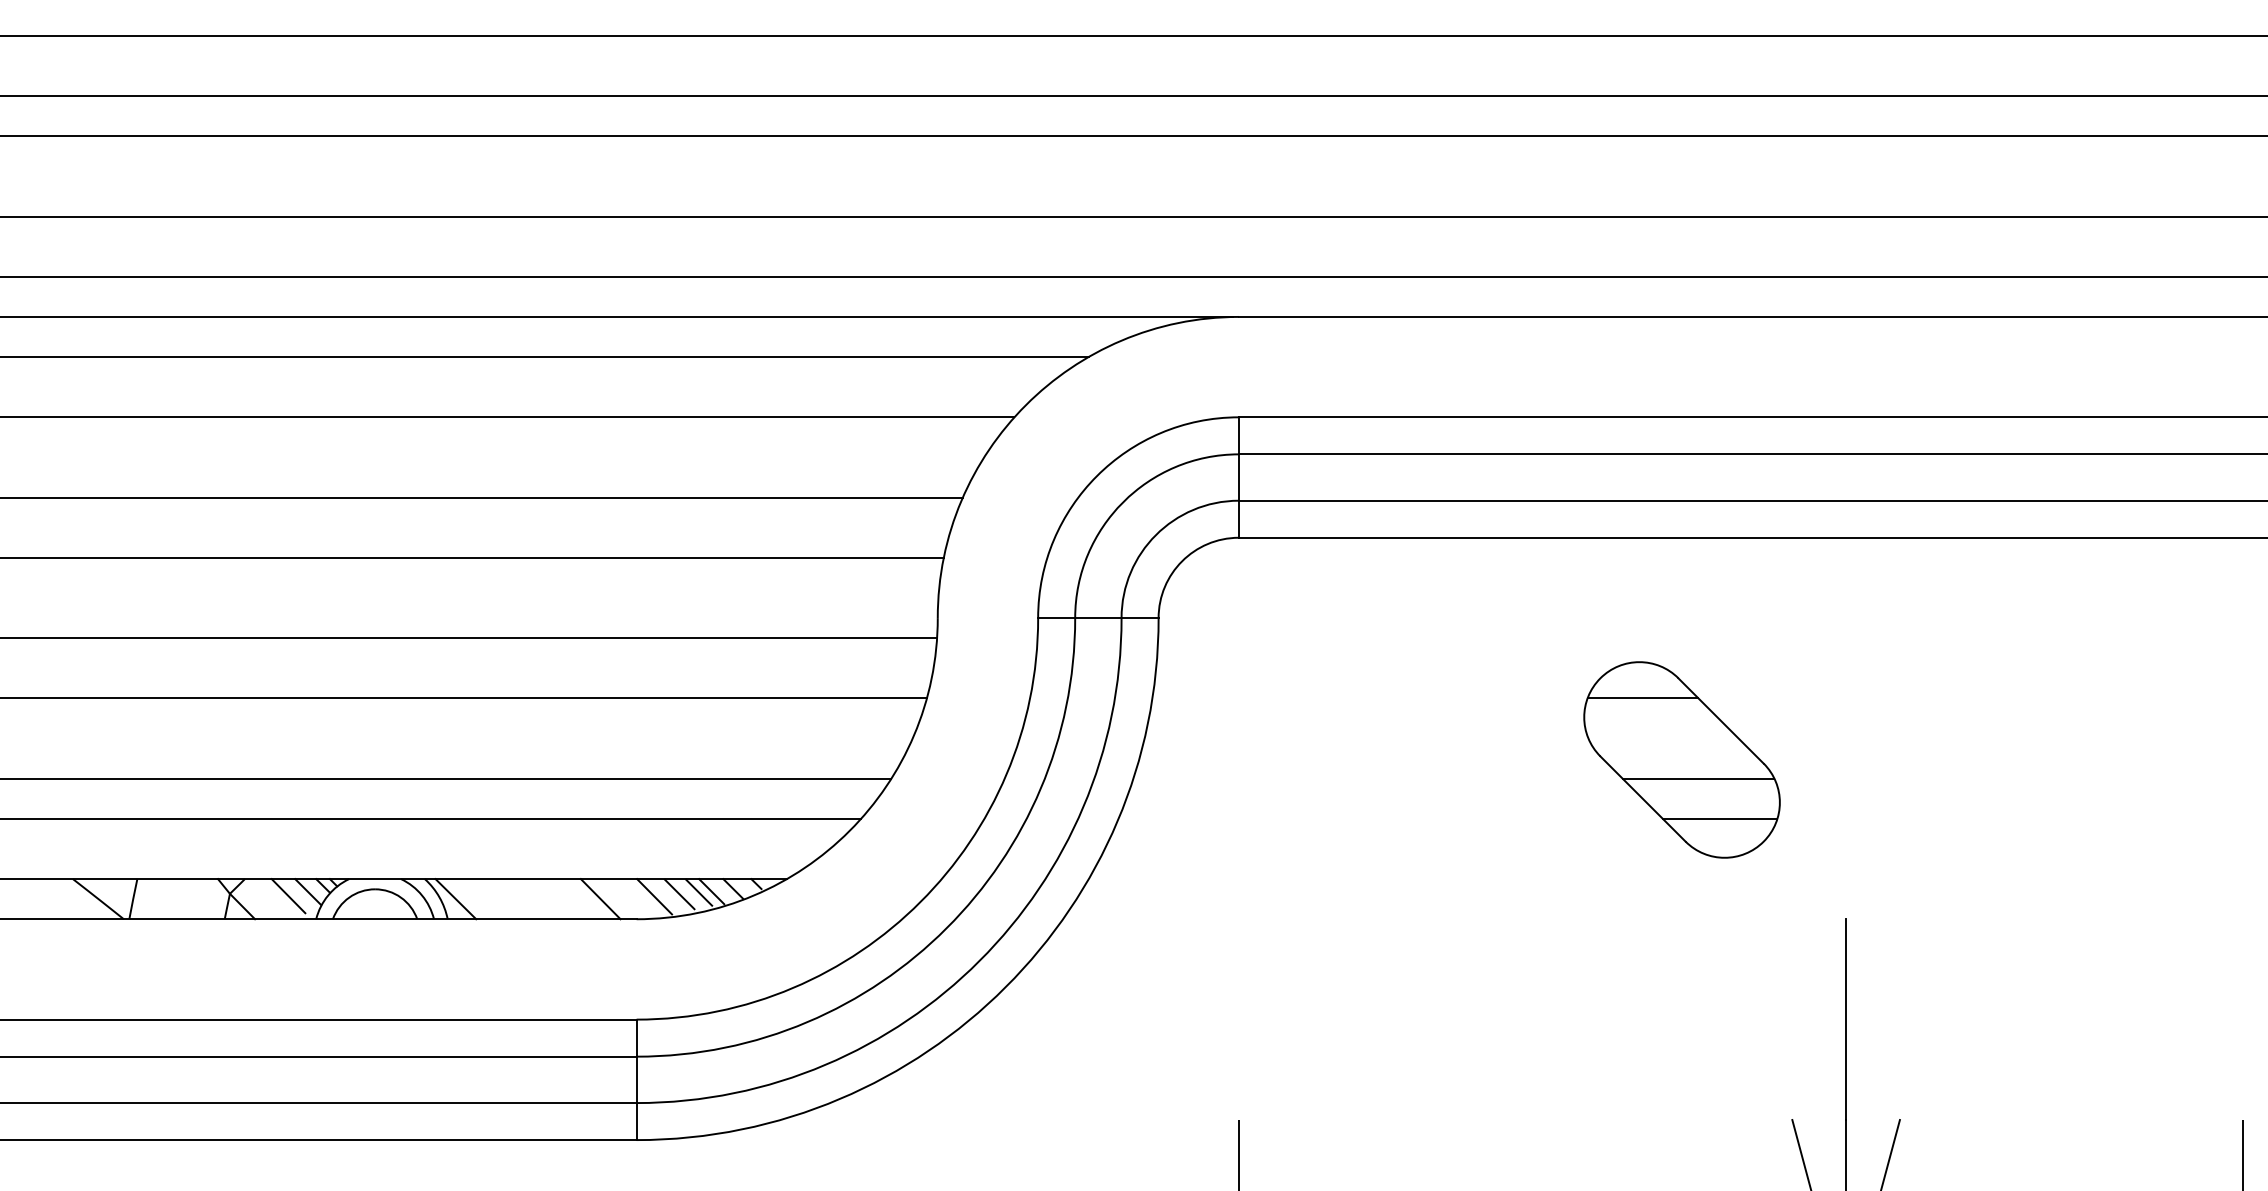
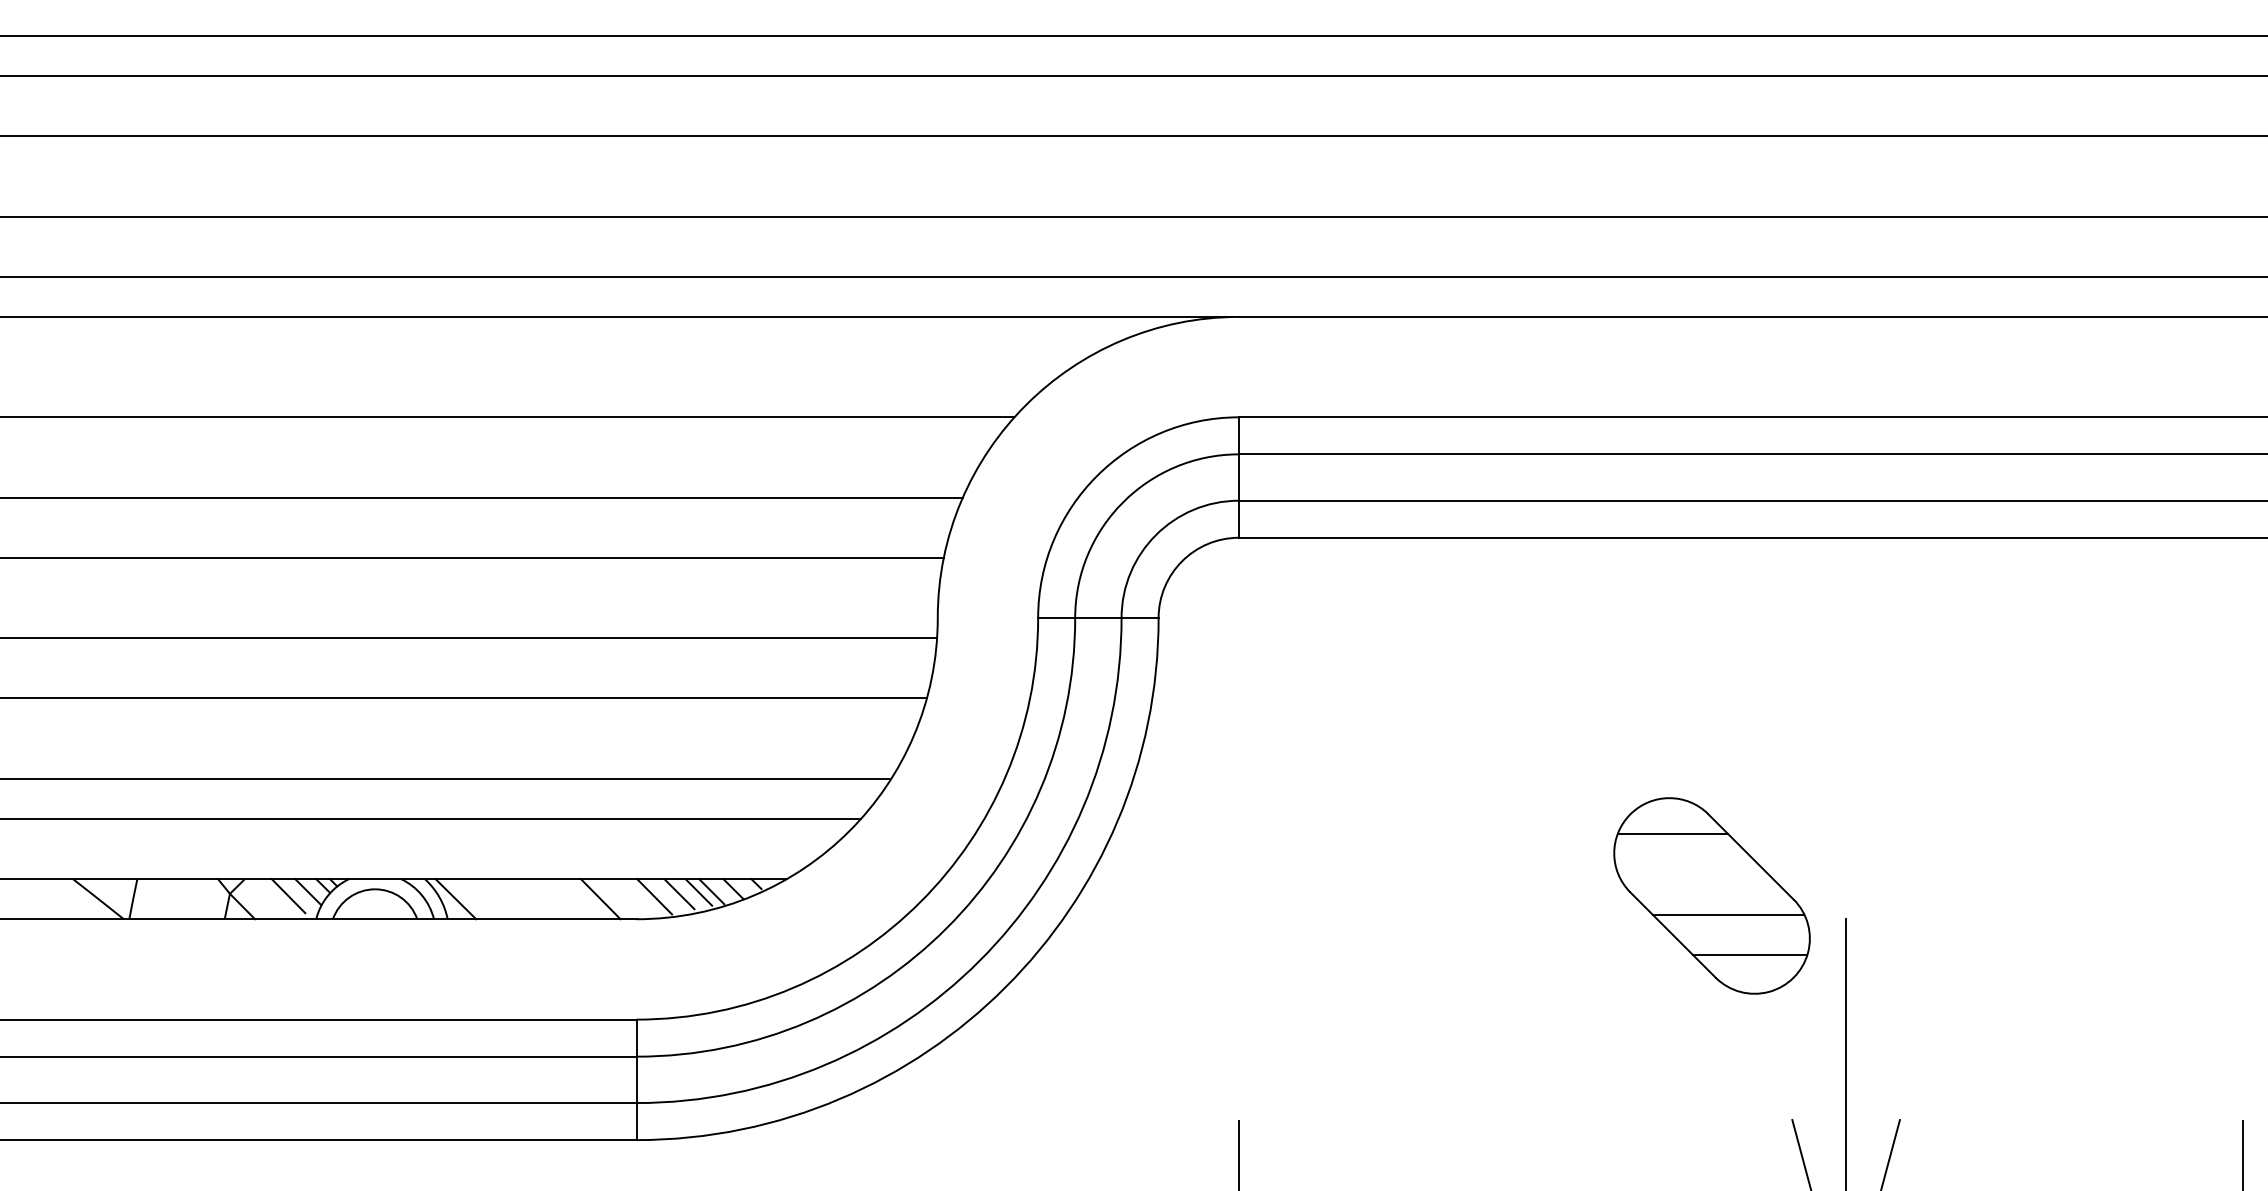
line position: (1133, 96) -> (1133, 76) (1133, 76)
line: present -> none (545, 357)
part position: (1681, 759) -> (1711, 895) (1711, 895)
